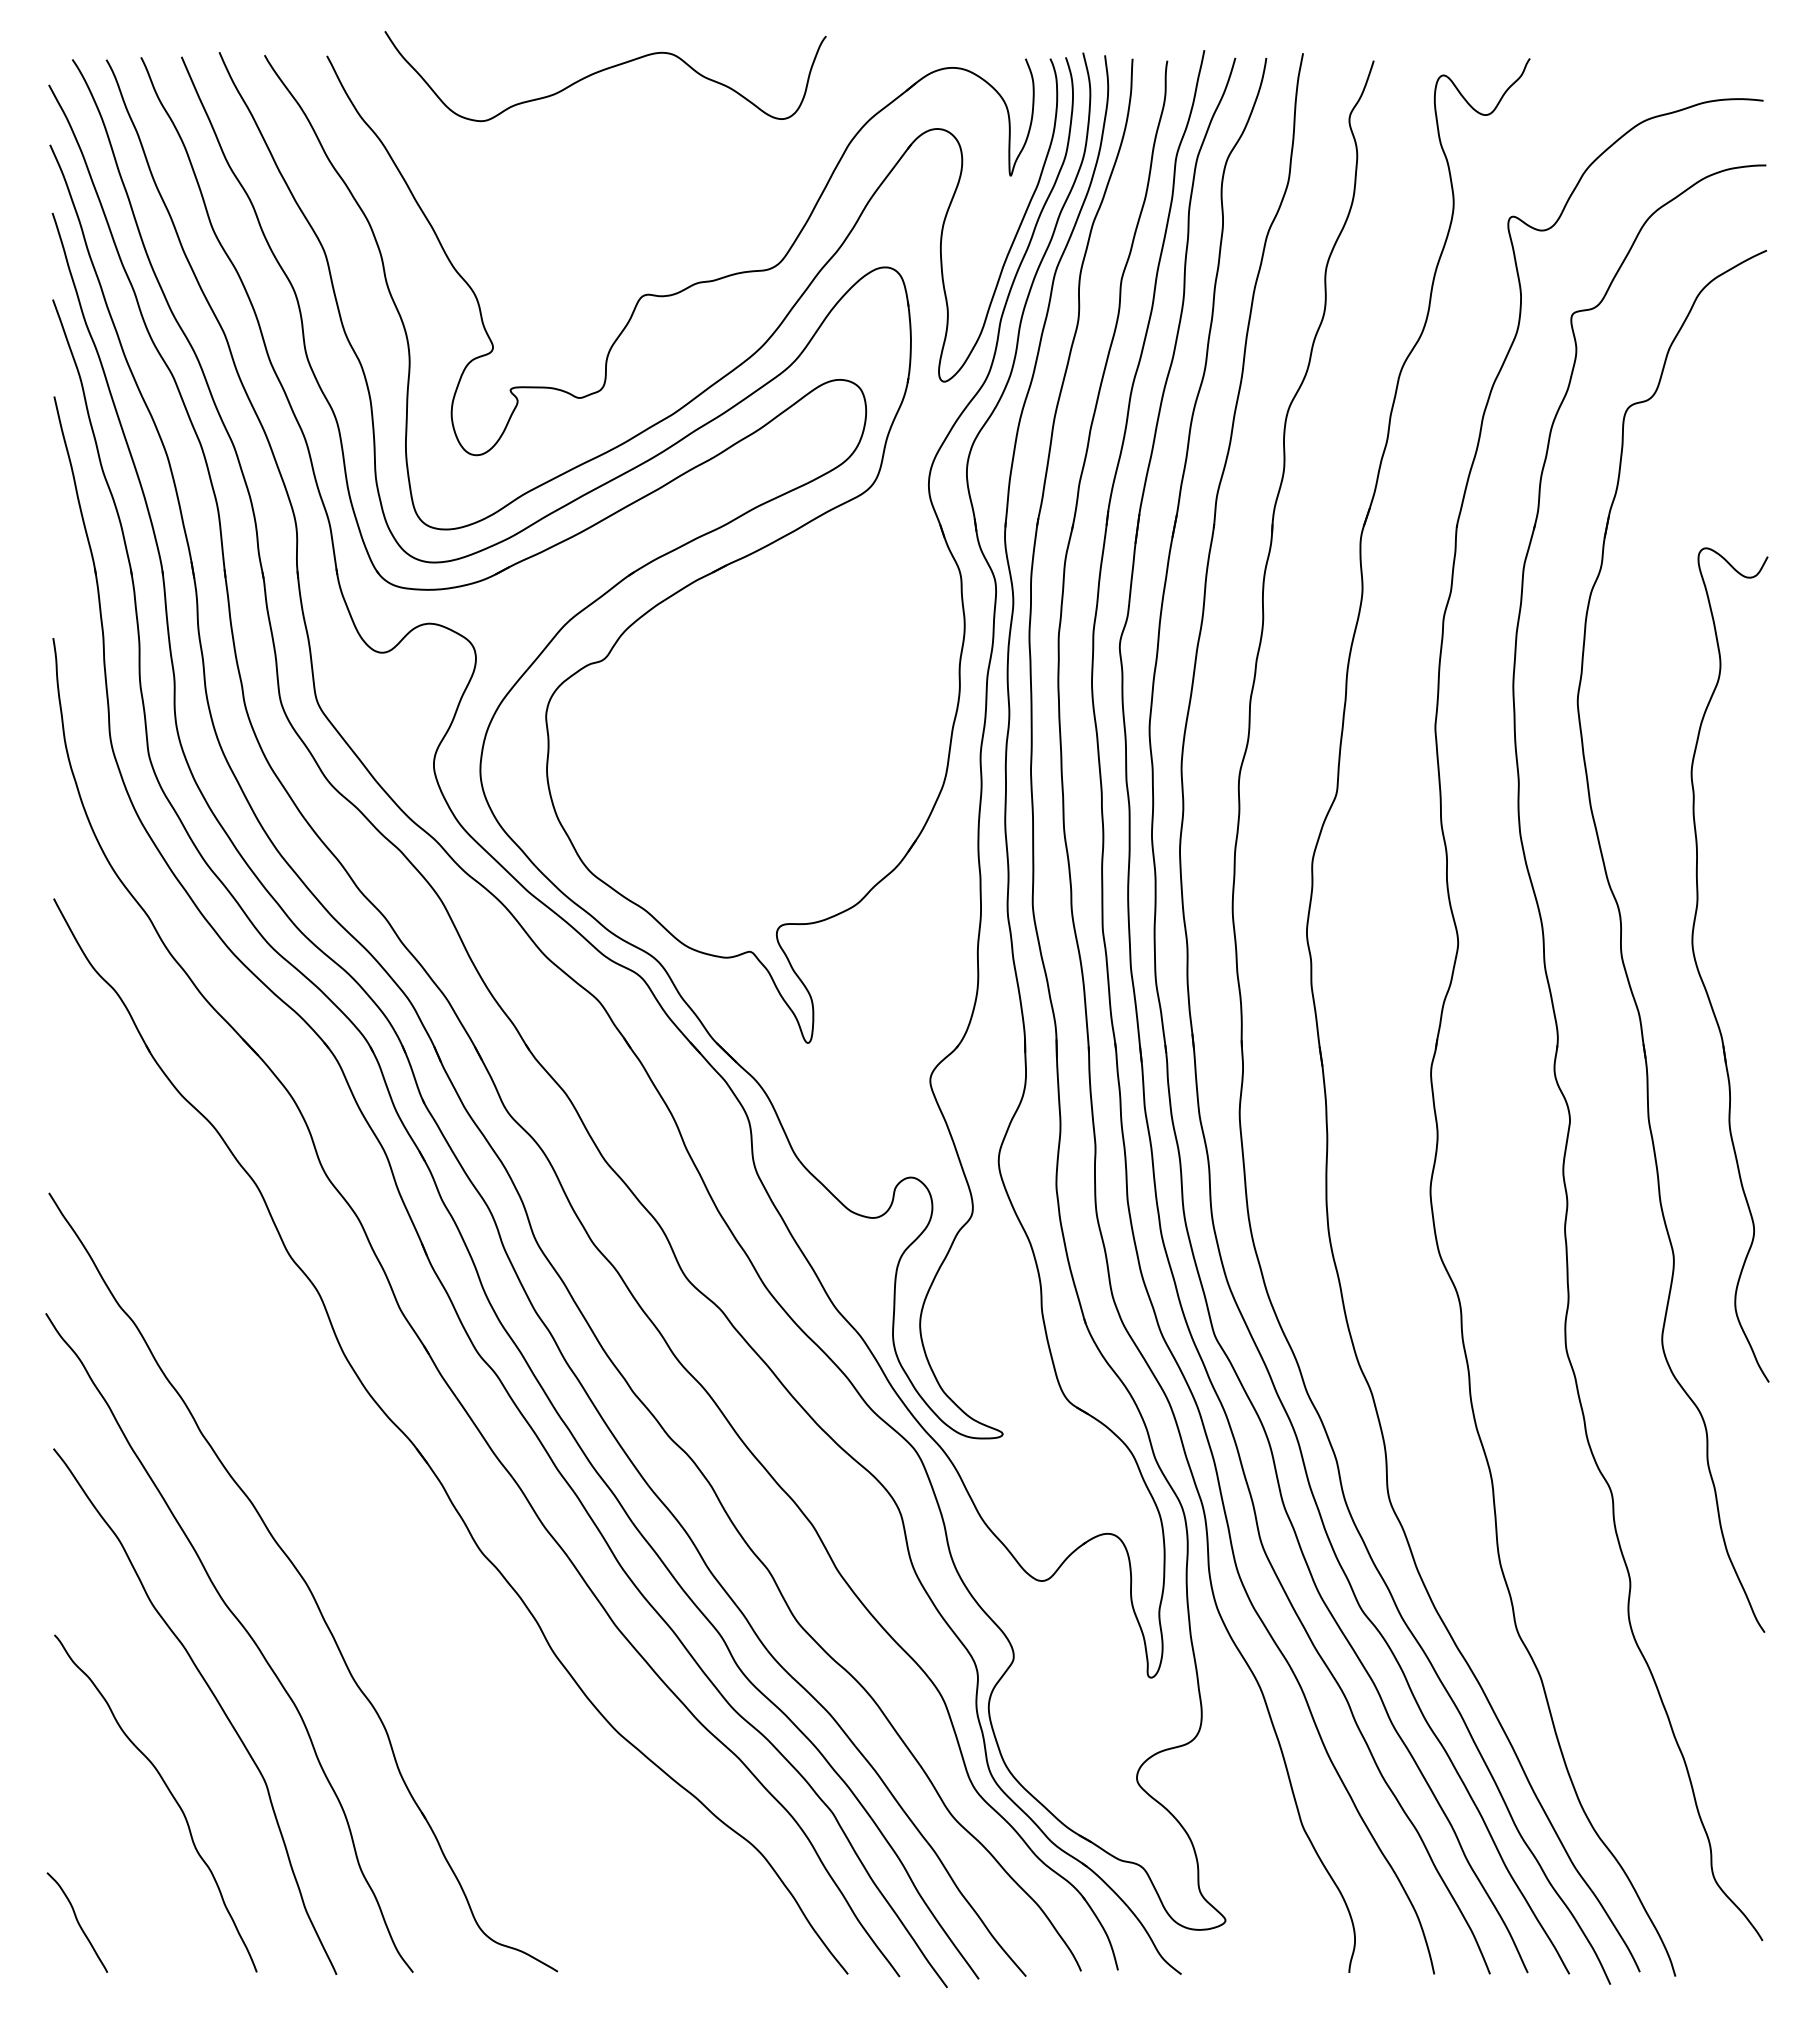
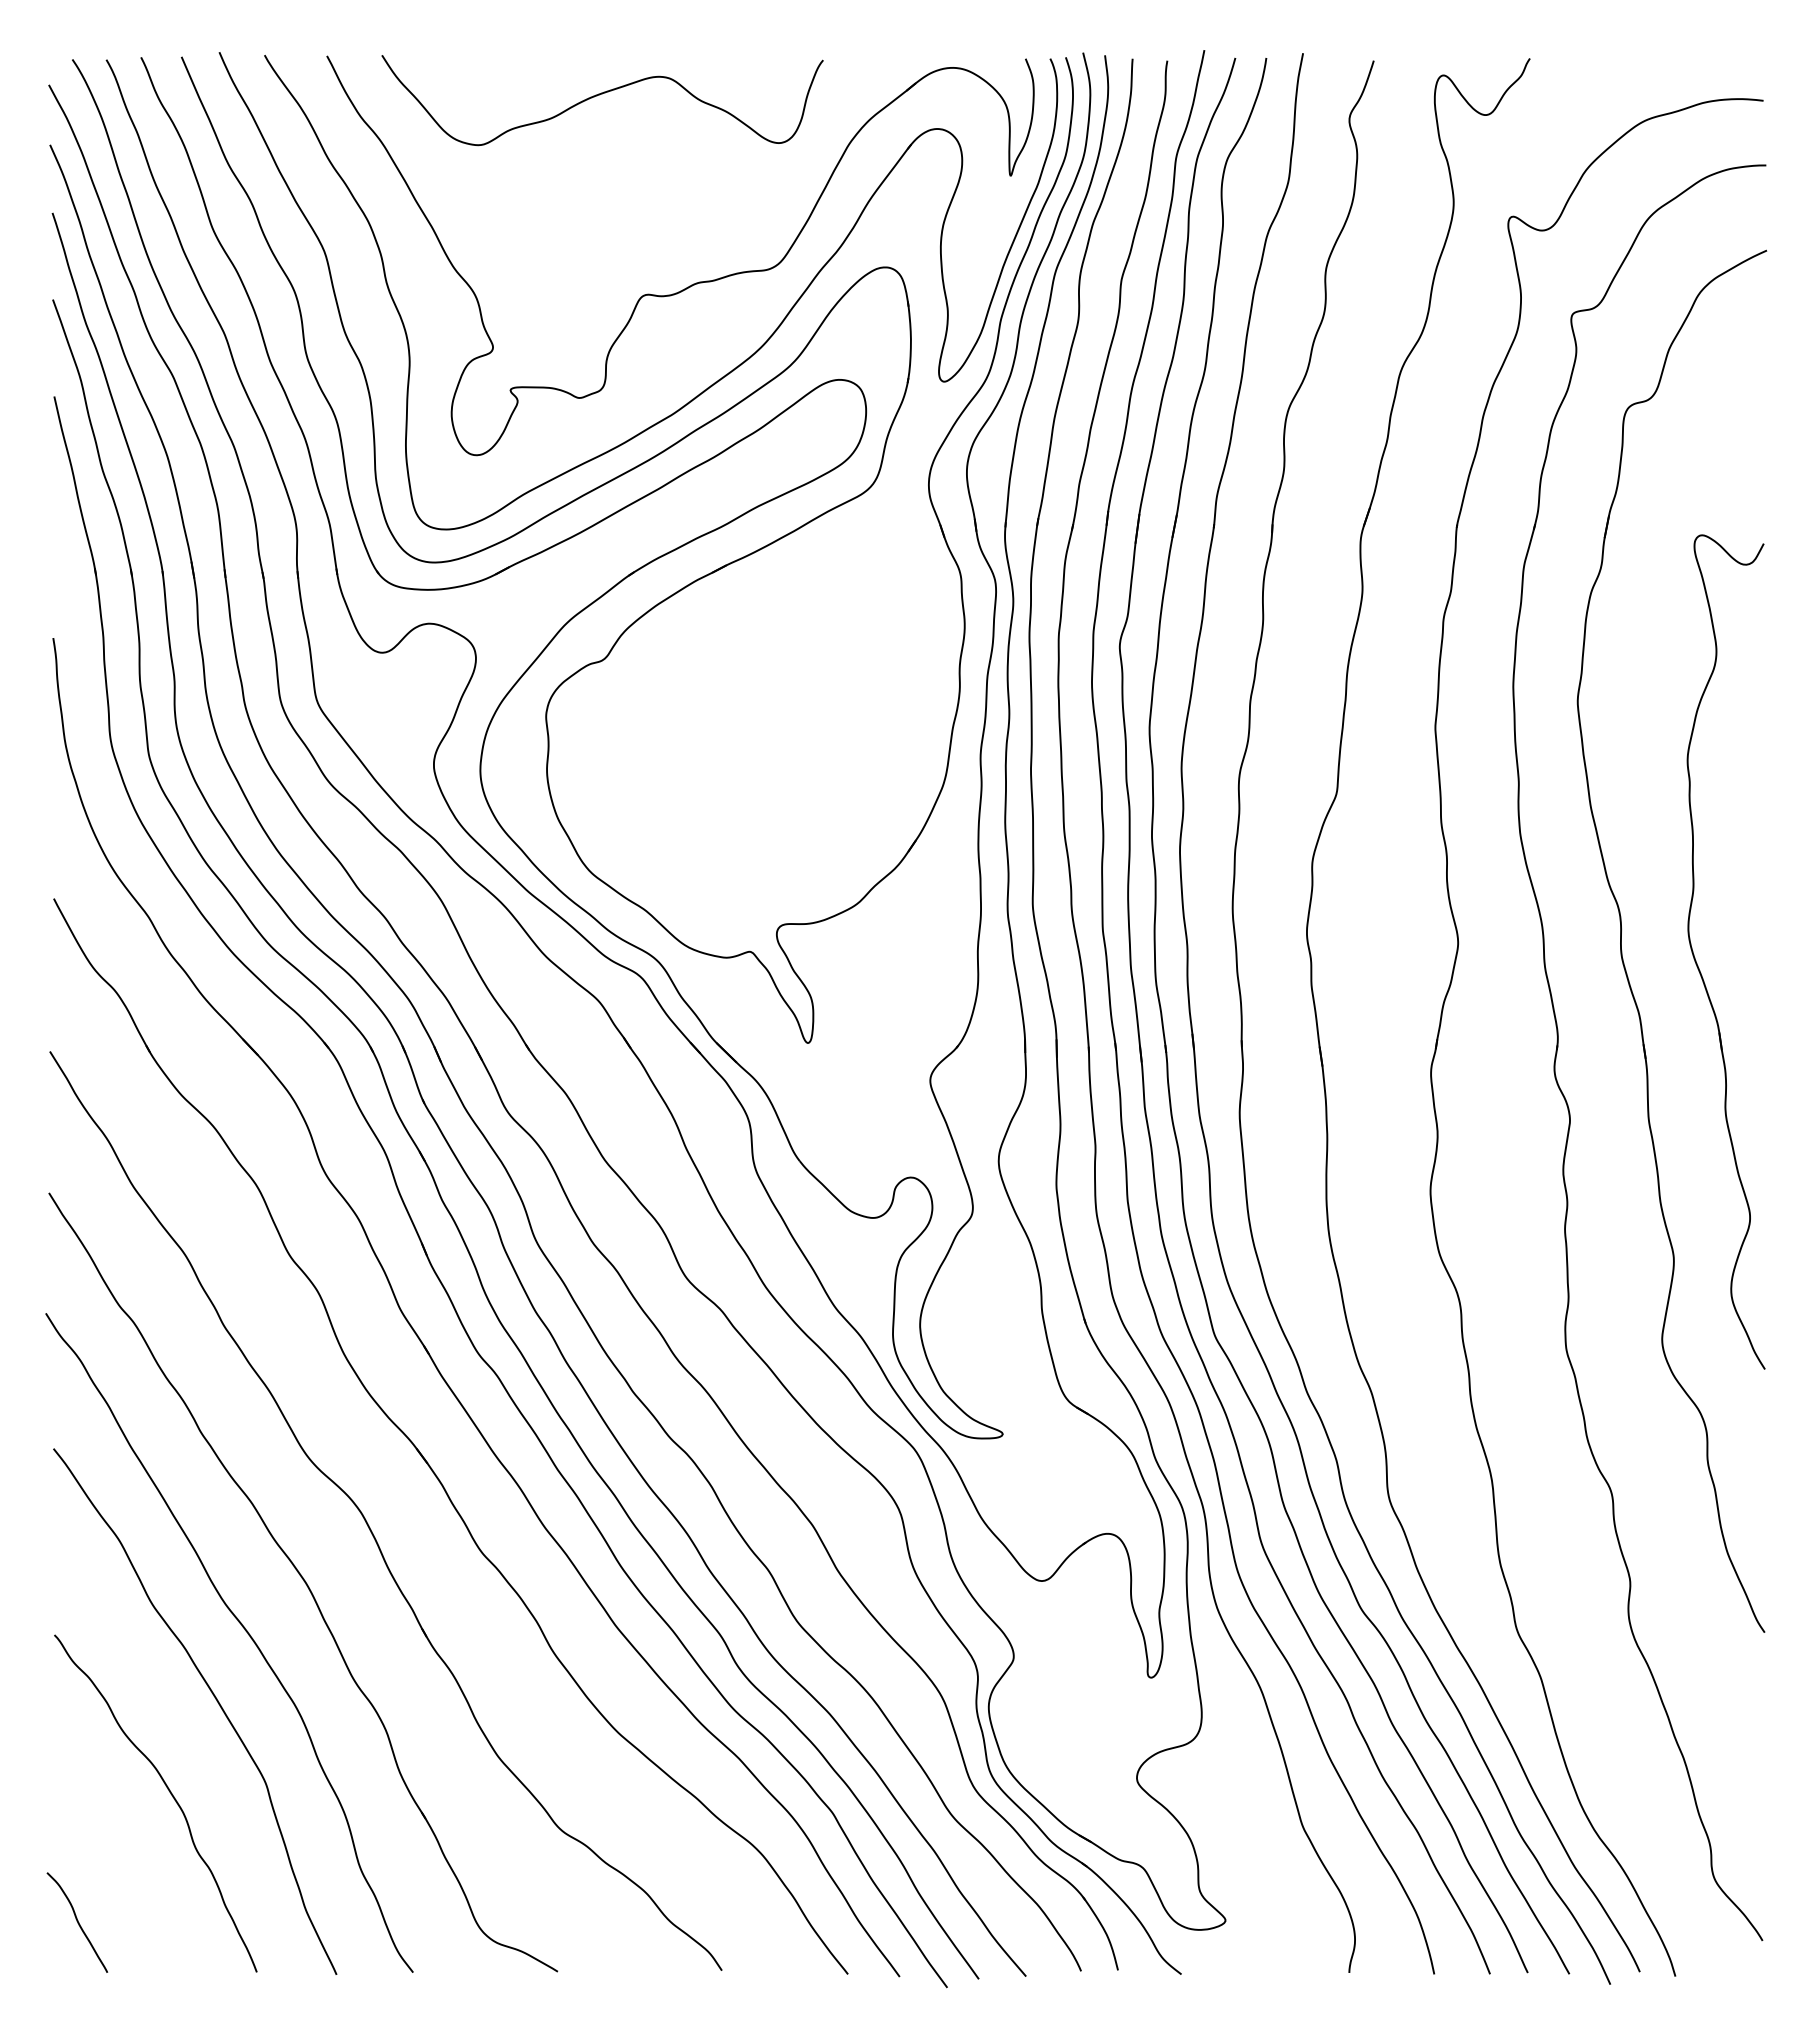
curve position: (602, 71) -> (599, 95) (599, 95)
part position: (1700, 973) -> (1696, 960) (1696, 960)
part: none -> present (366, 1519)
